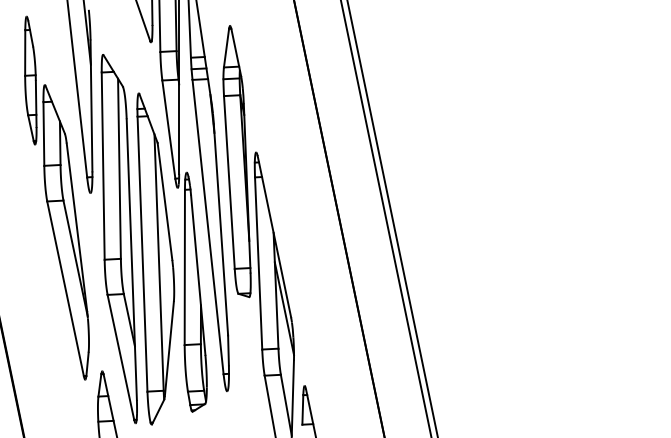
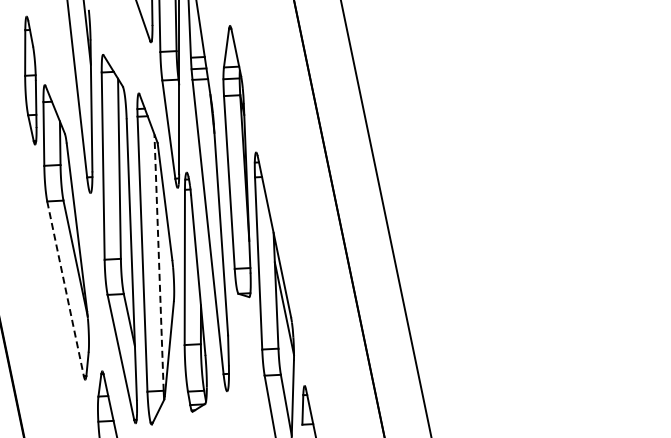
line: present -> none (392, 218)
line: solid -> dashed (159, 262)
line: solid -> dashed (65, 289)
